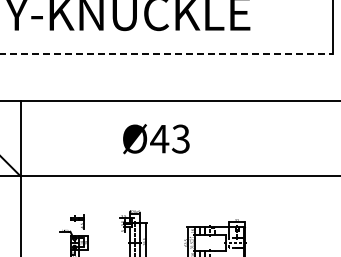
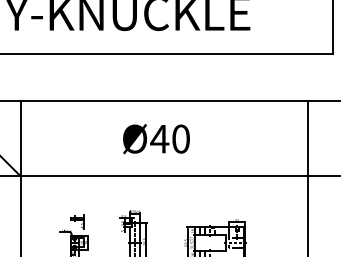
line: dashed -> solid (167, 53)
text: Ø43 -> Ø40 (180, 138)
line: none -> present (308, 177)
